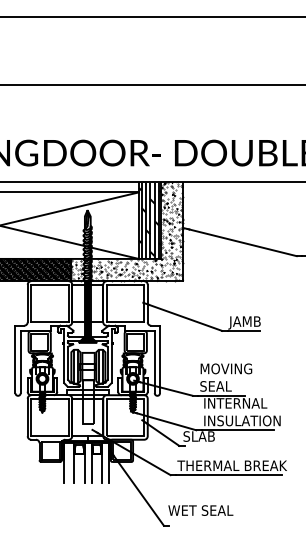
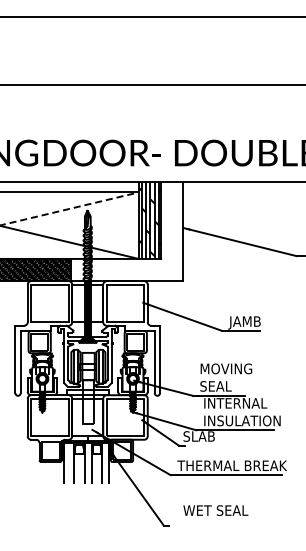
line: solid -> dashed (70, 208)
hatch: present -> none (127, 231)
text position: (200, 510) -> (215, 510) (215, 510)
